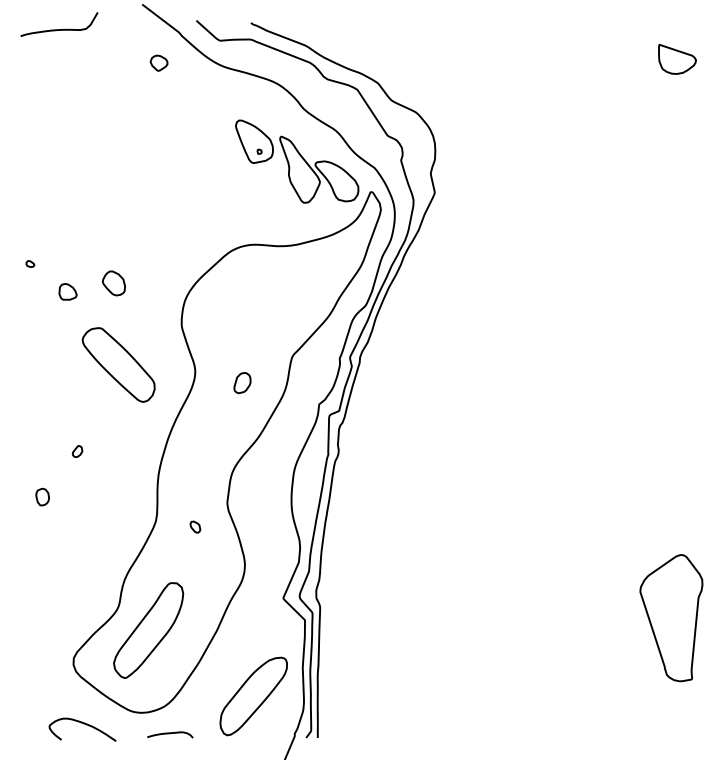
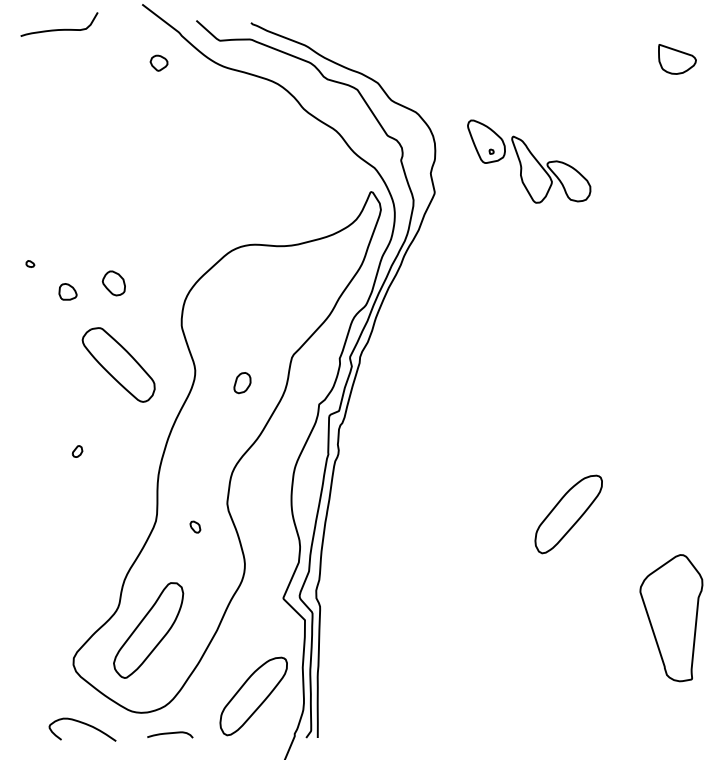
part position: (297, 161) -> (529, 161) (529, 161)
part: present -> none (42, 496)
part: none -> present (568, 514)
